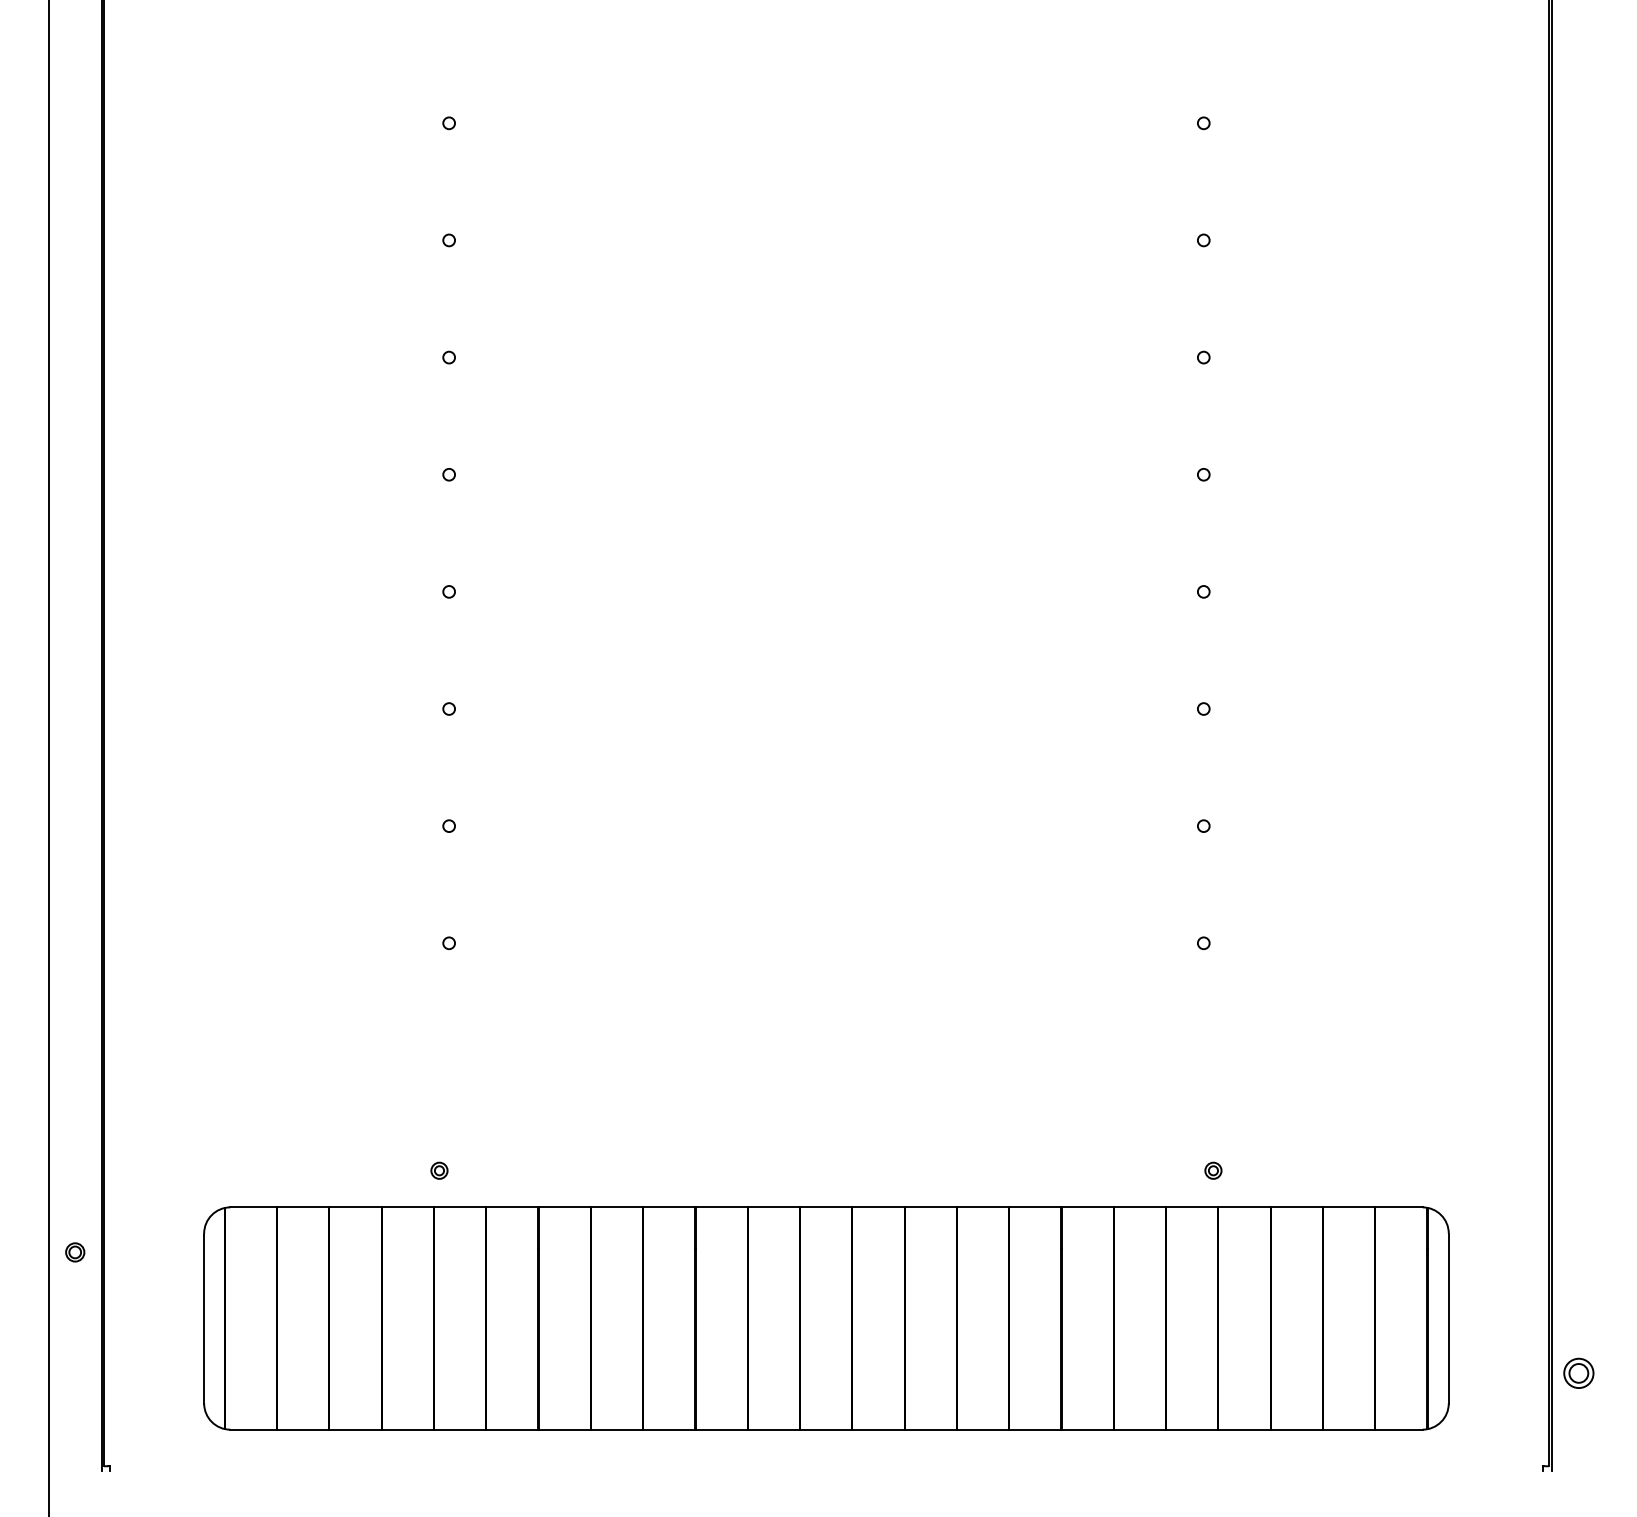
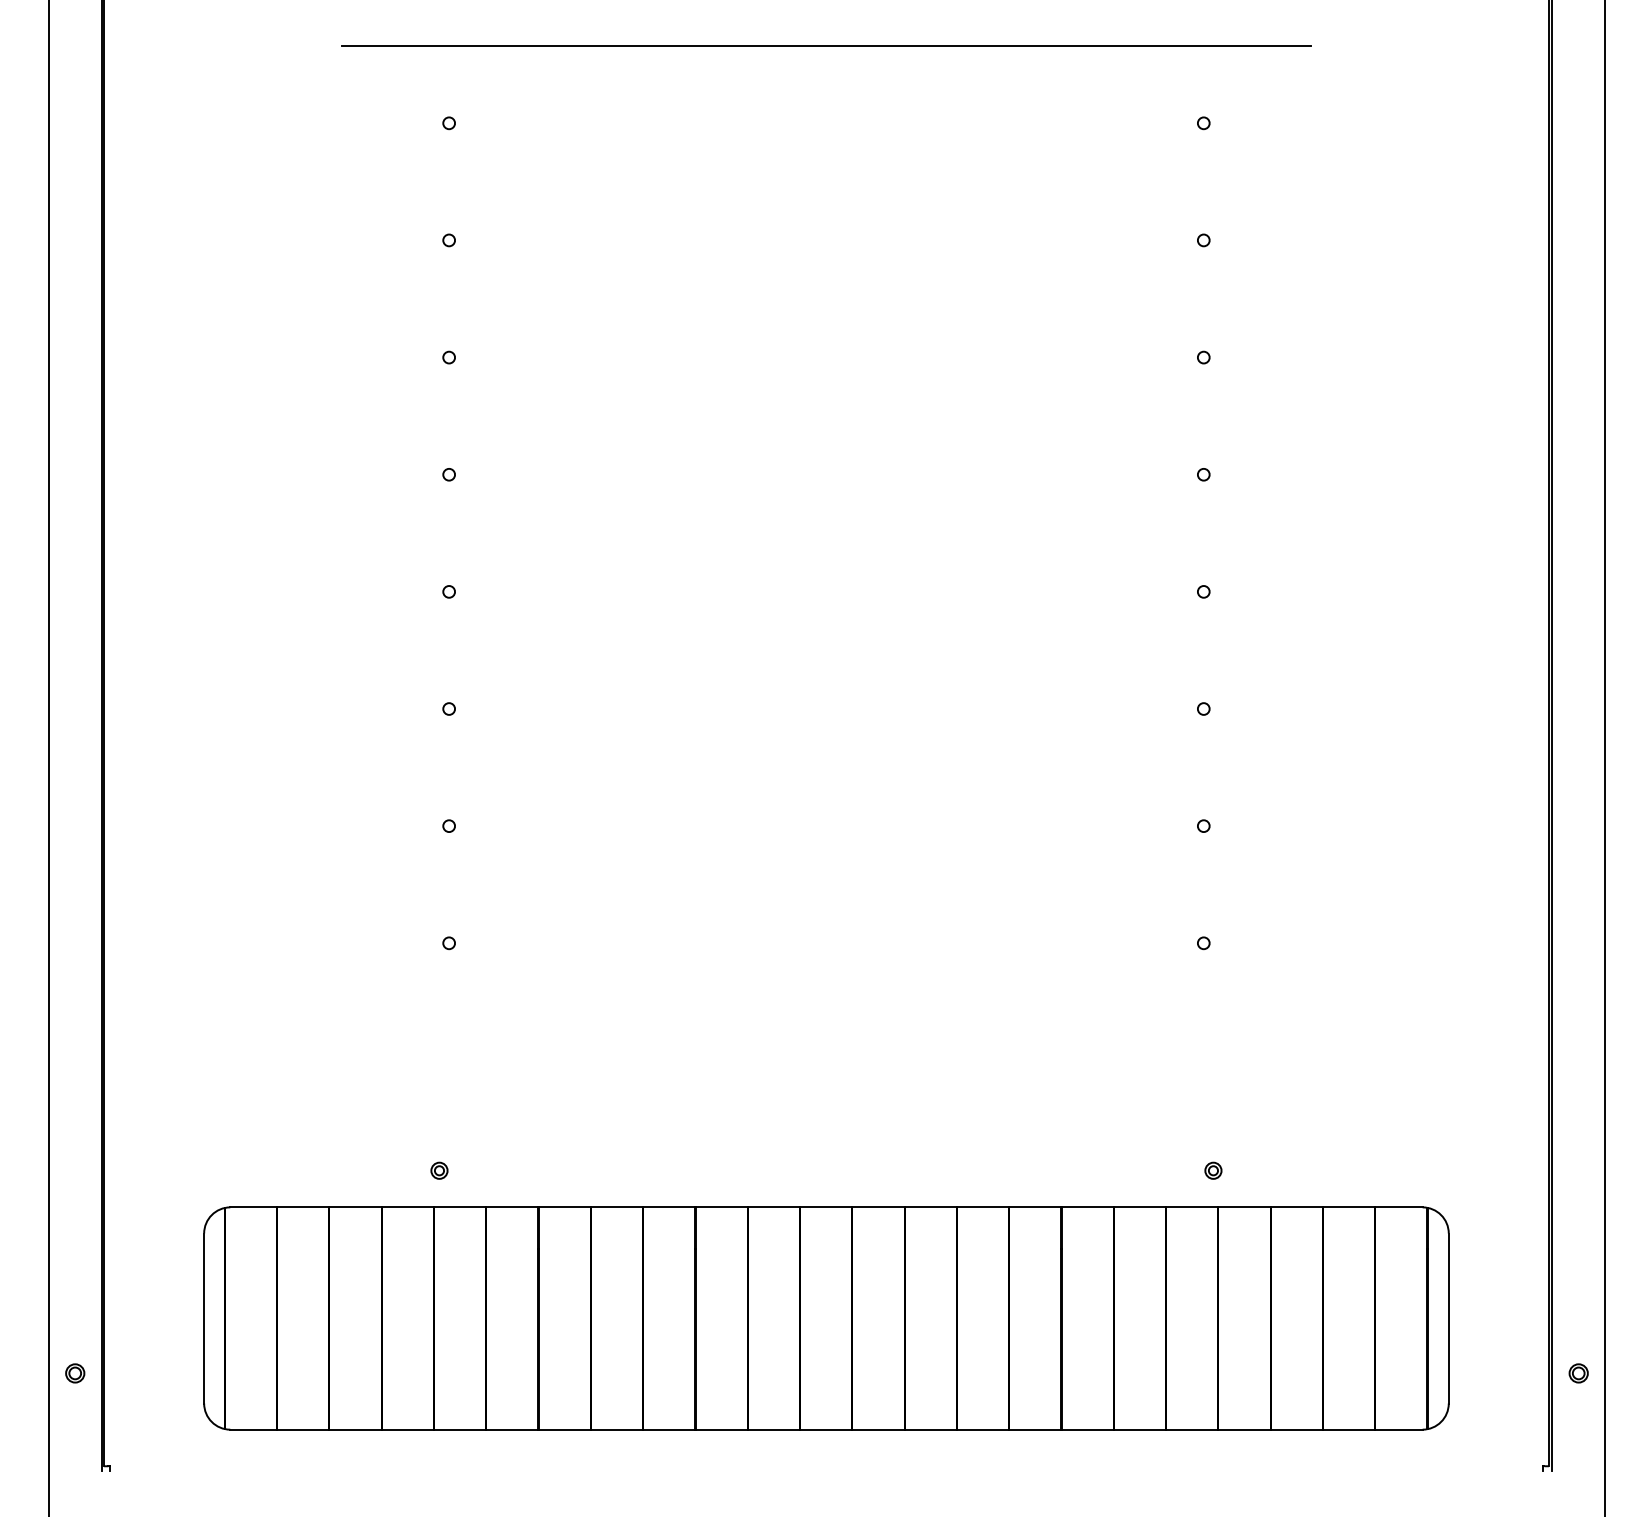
line: none -> present (826, 45)
line: none -> present (1604, 757)
part position: (75, 1252) -> (75, 1373) (75, 1373)
part size: 32x32 px -> 21x21 px (1578, 1373)
